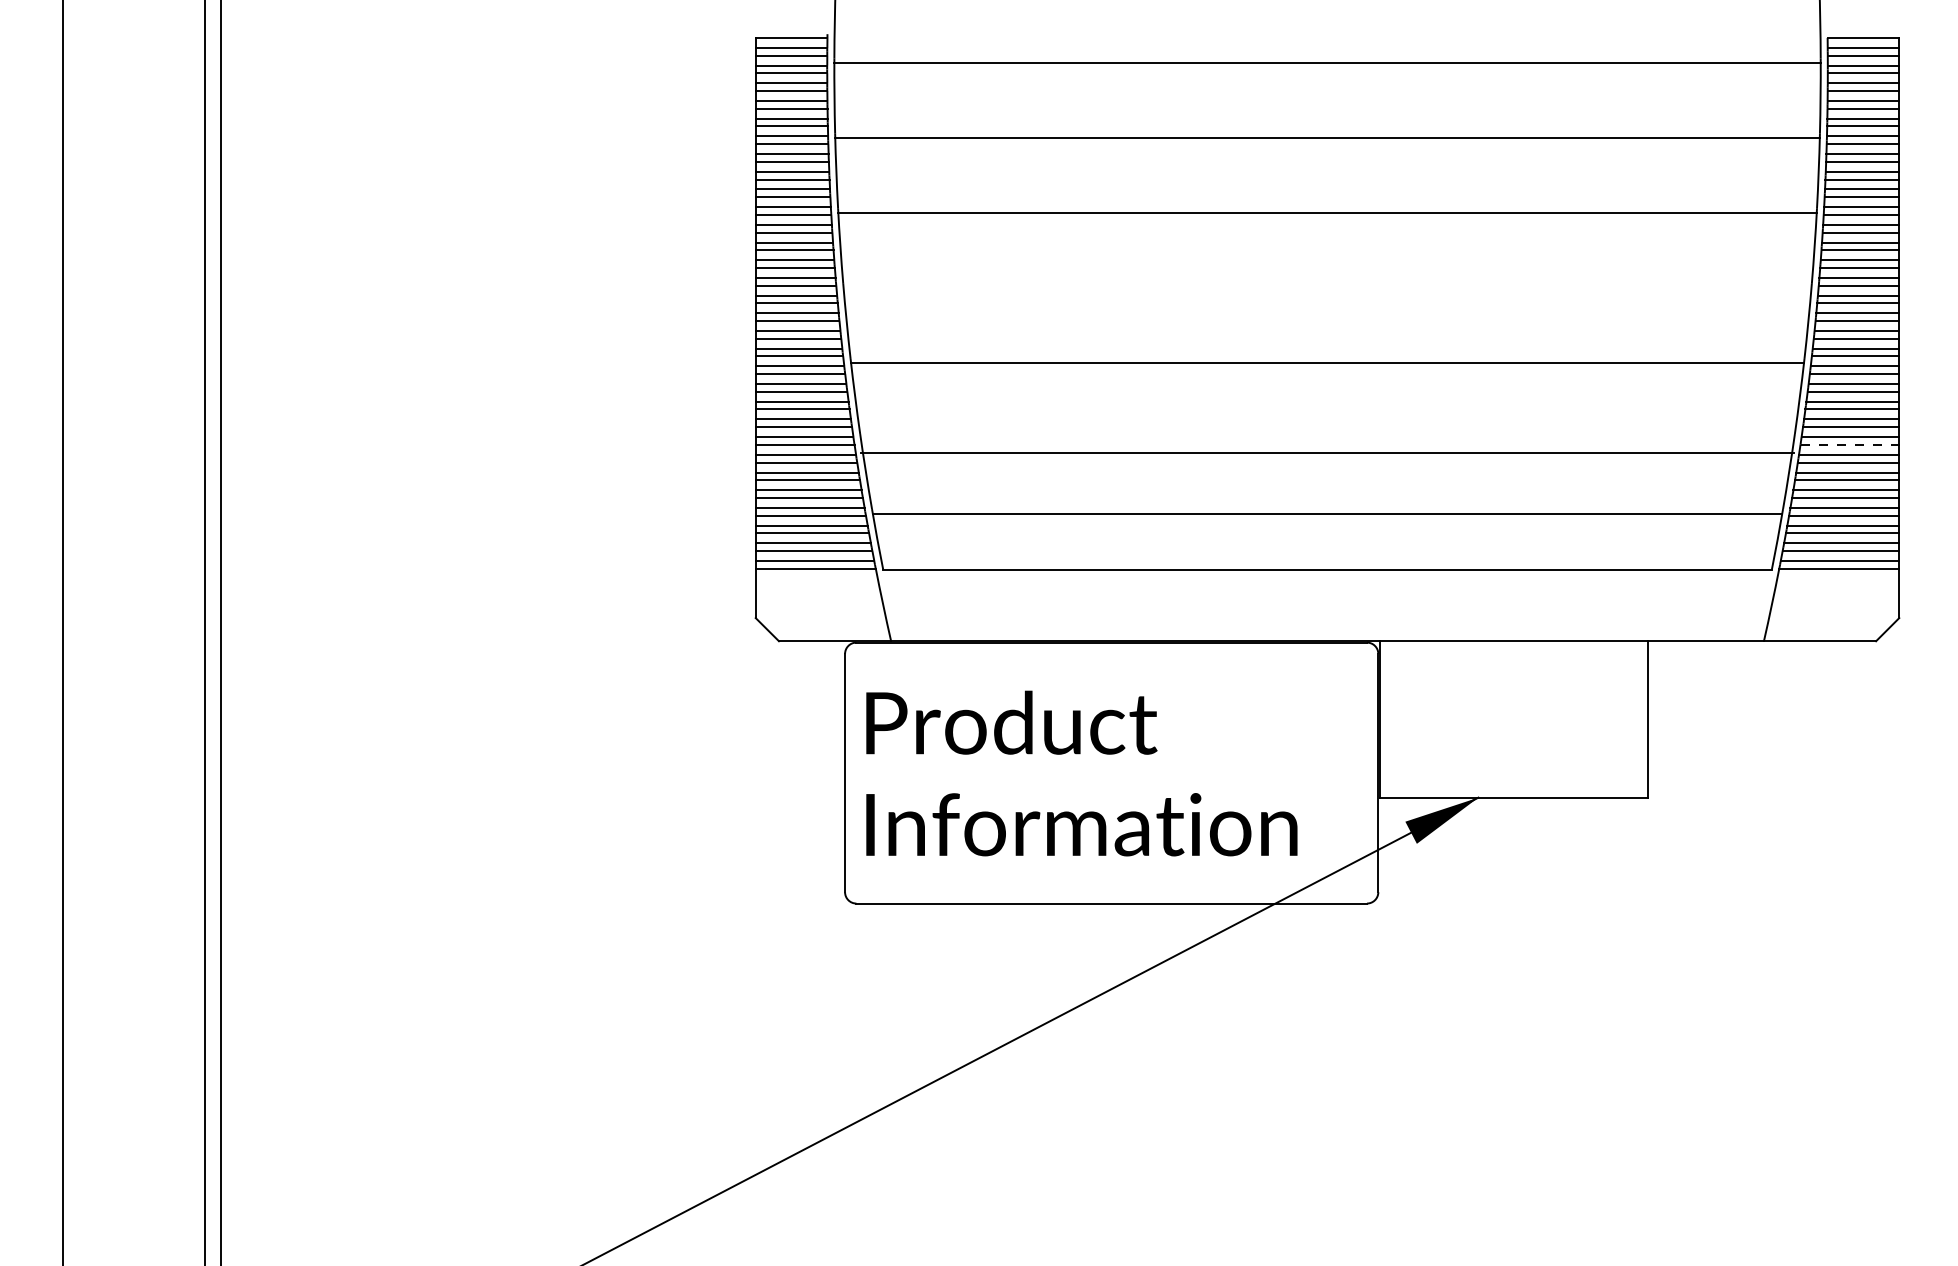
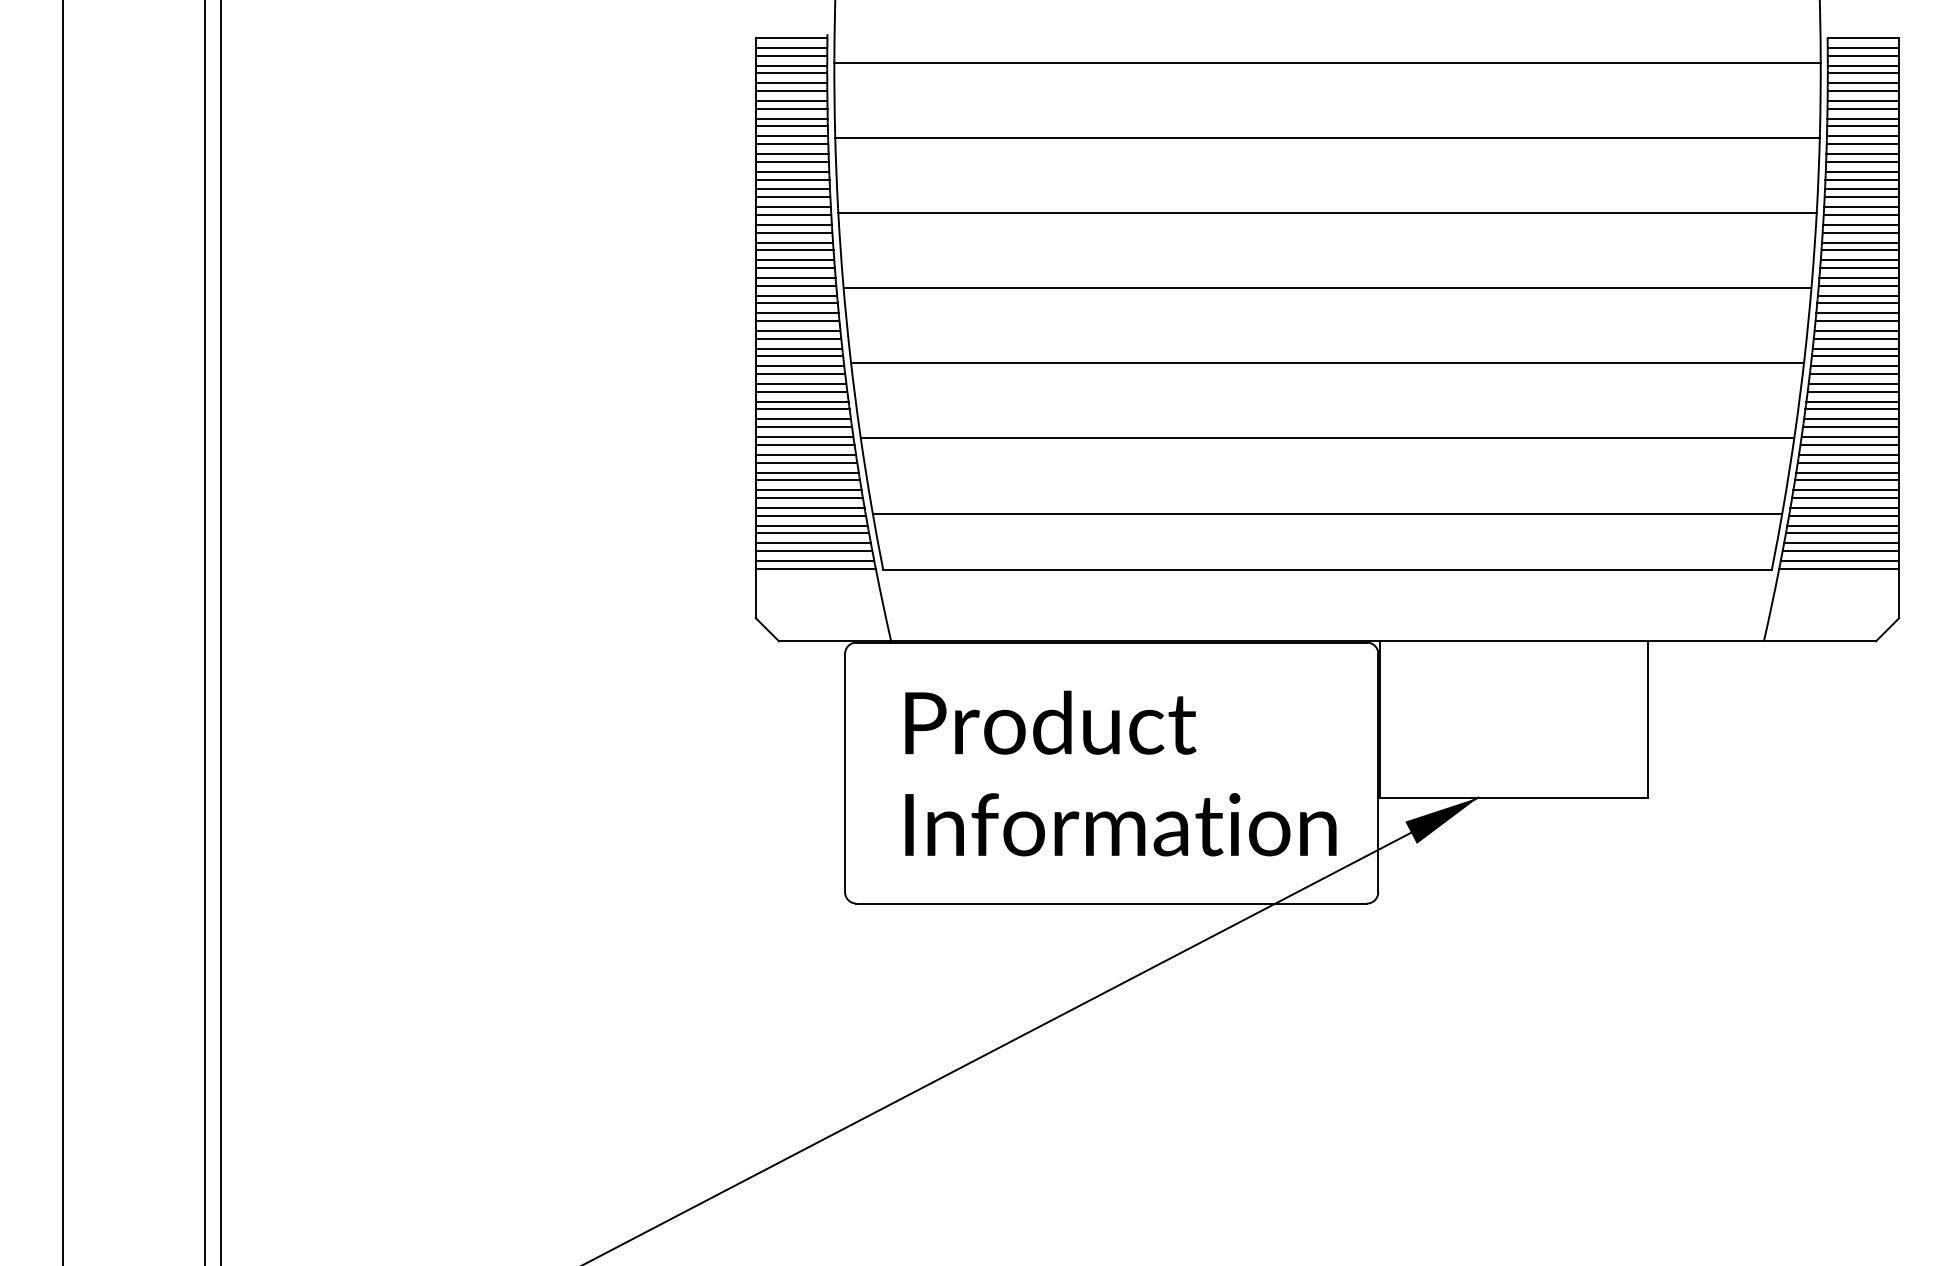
line: none -> present (1327, 288)
line: dashed -> solid (1850, 444)
line position: (1327, 453) -> (1327, 438) (1327, 438)
text position: (1081, 773) -> (1120, 773) (1120, 773)
